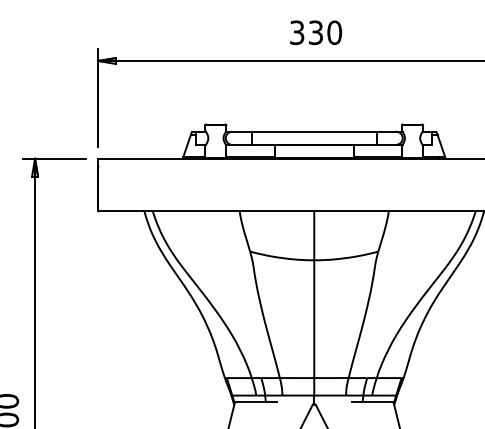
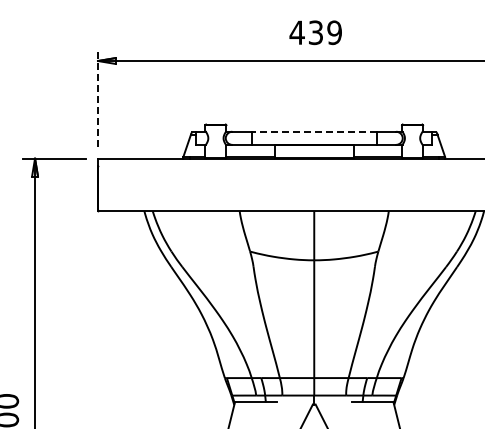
text: 330 -> 439 (315, 32)
line: solid -> dashed (97, 97)
line: solid -> dashed (313, 131)
